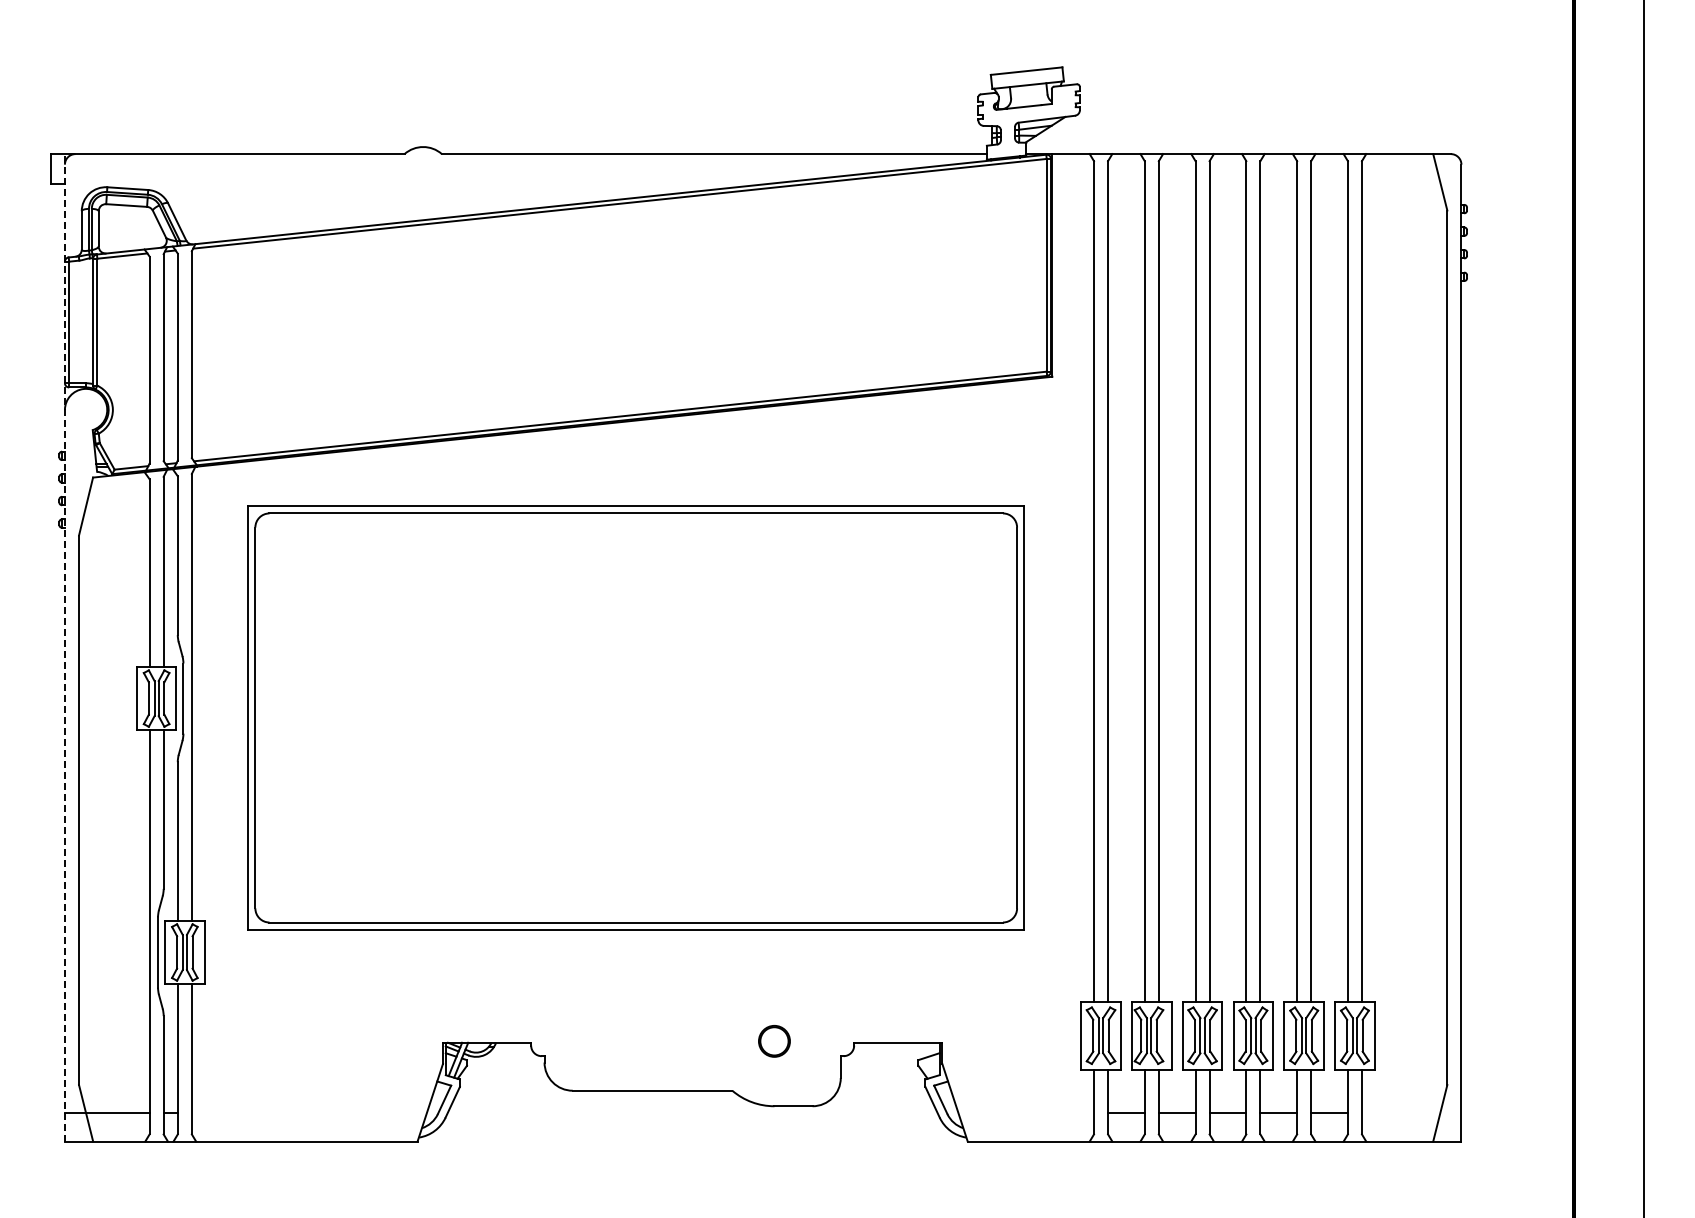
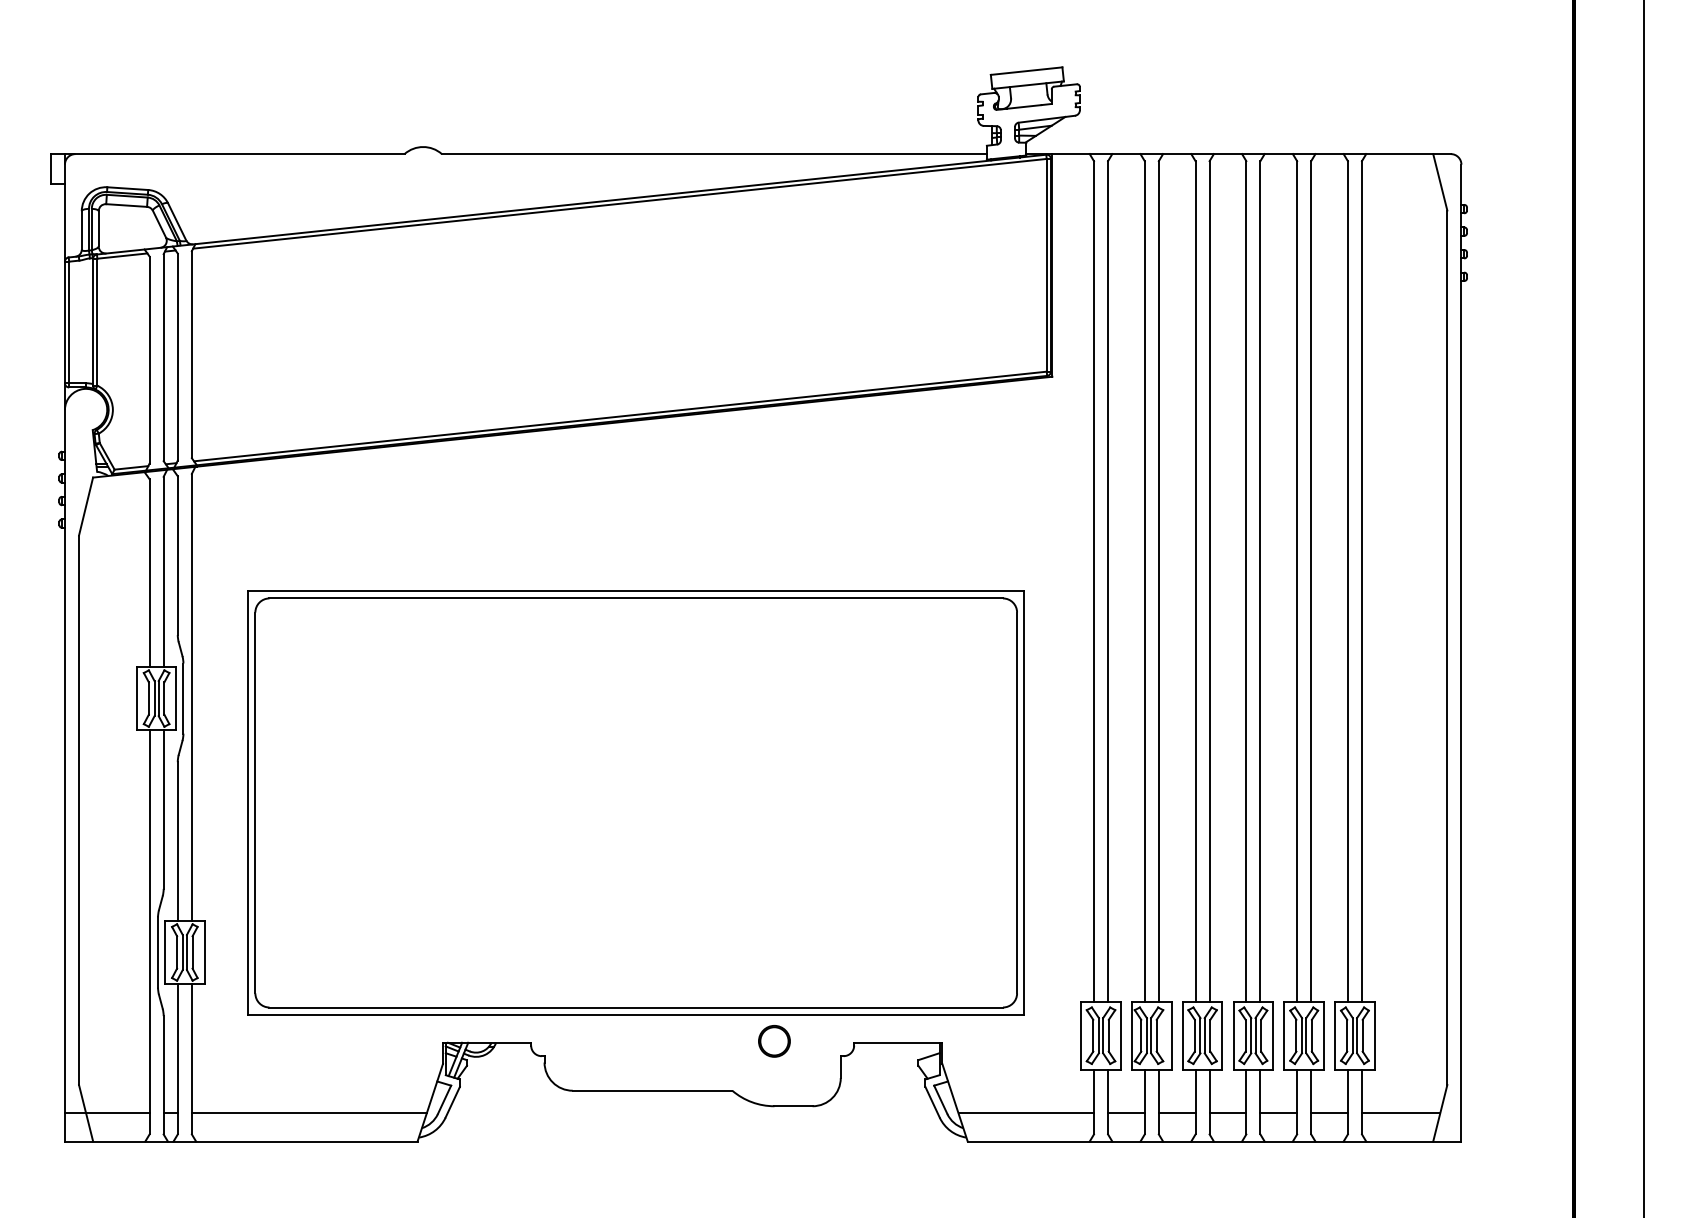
line: dashed -> solid (64, 647)
part position: (635, 717) -> (635, 802) (635, 802)
line: none -> present (308, 1113)
line: none -> present (1025, 1113)
line: none -> present (1401, 1113)
